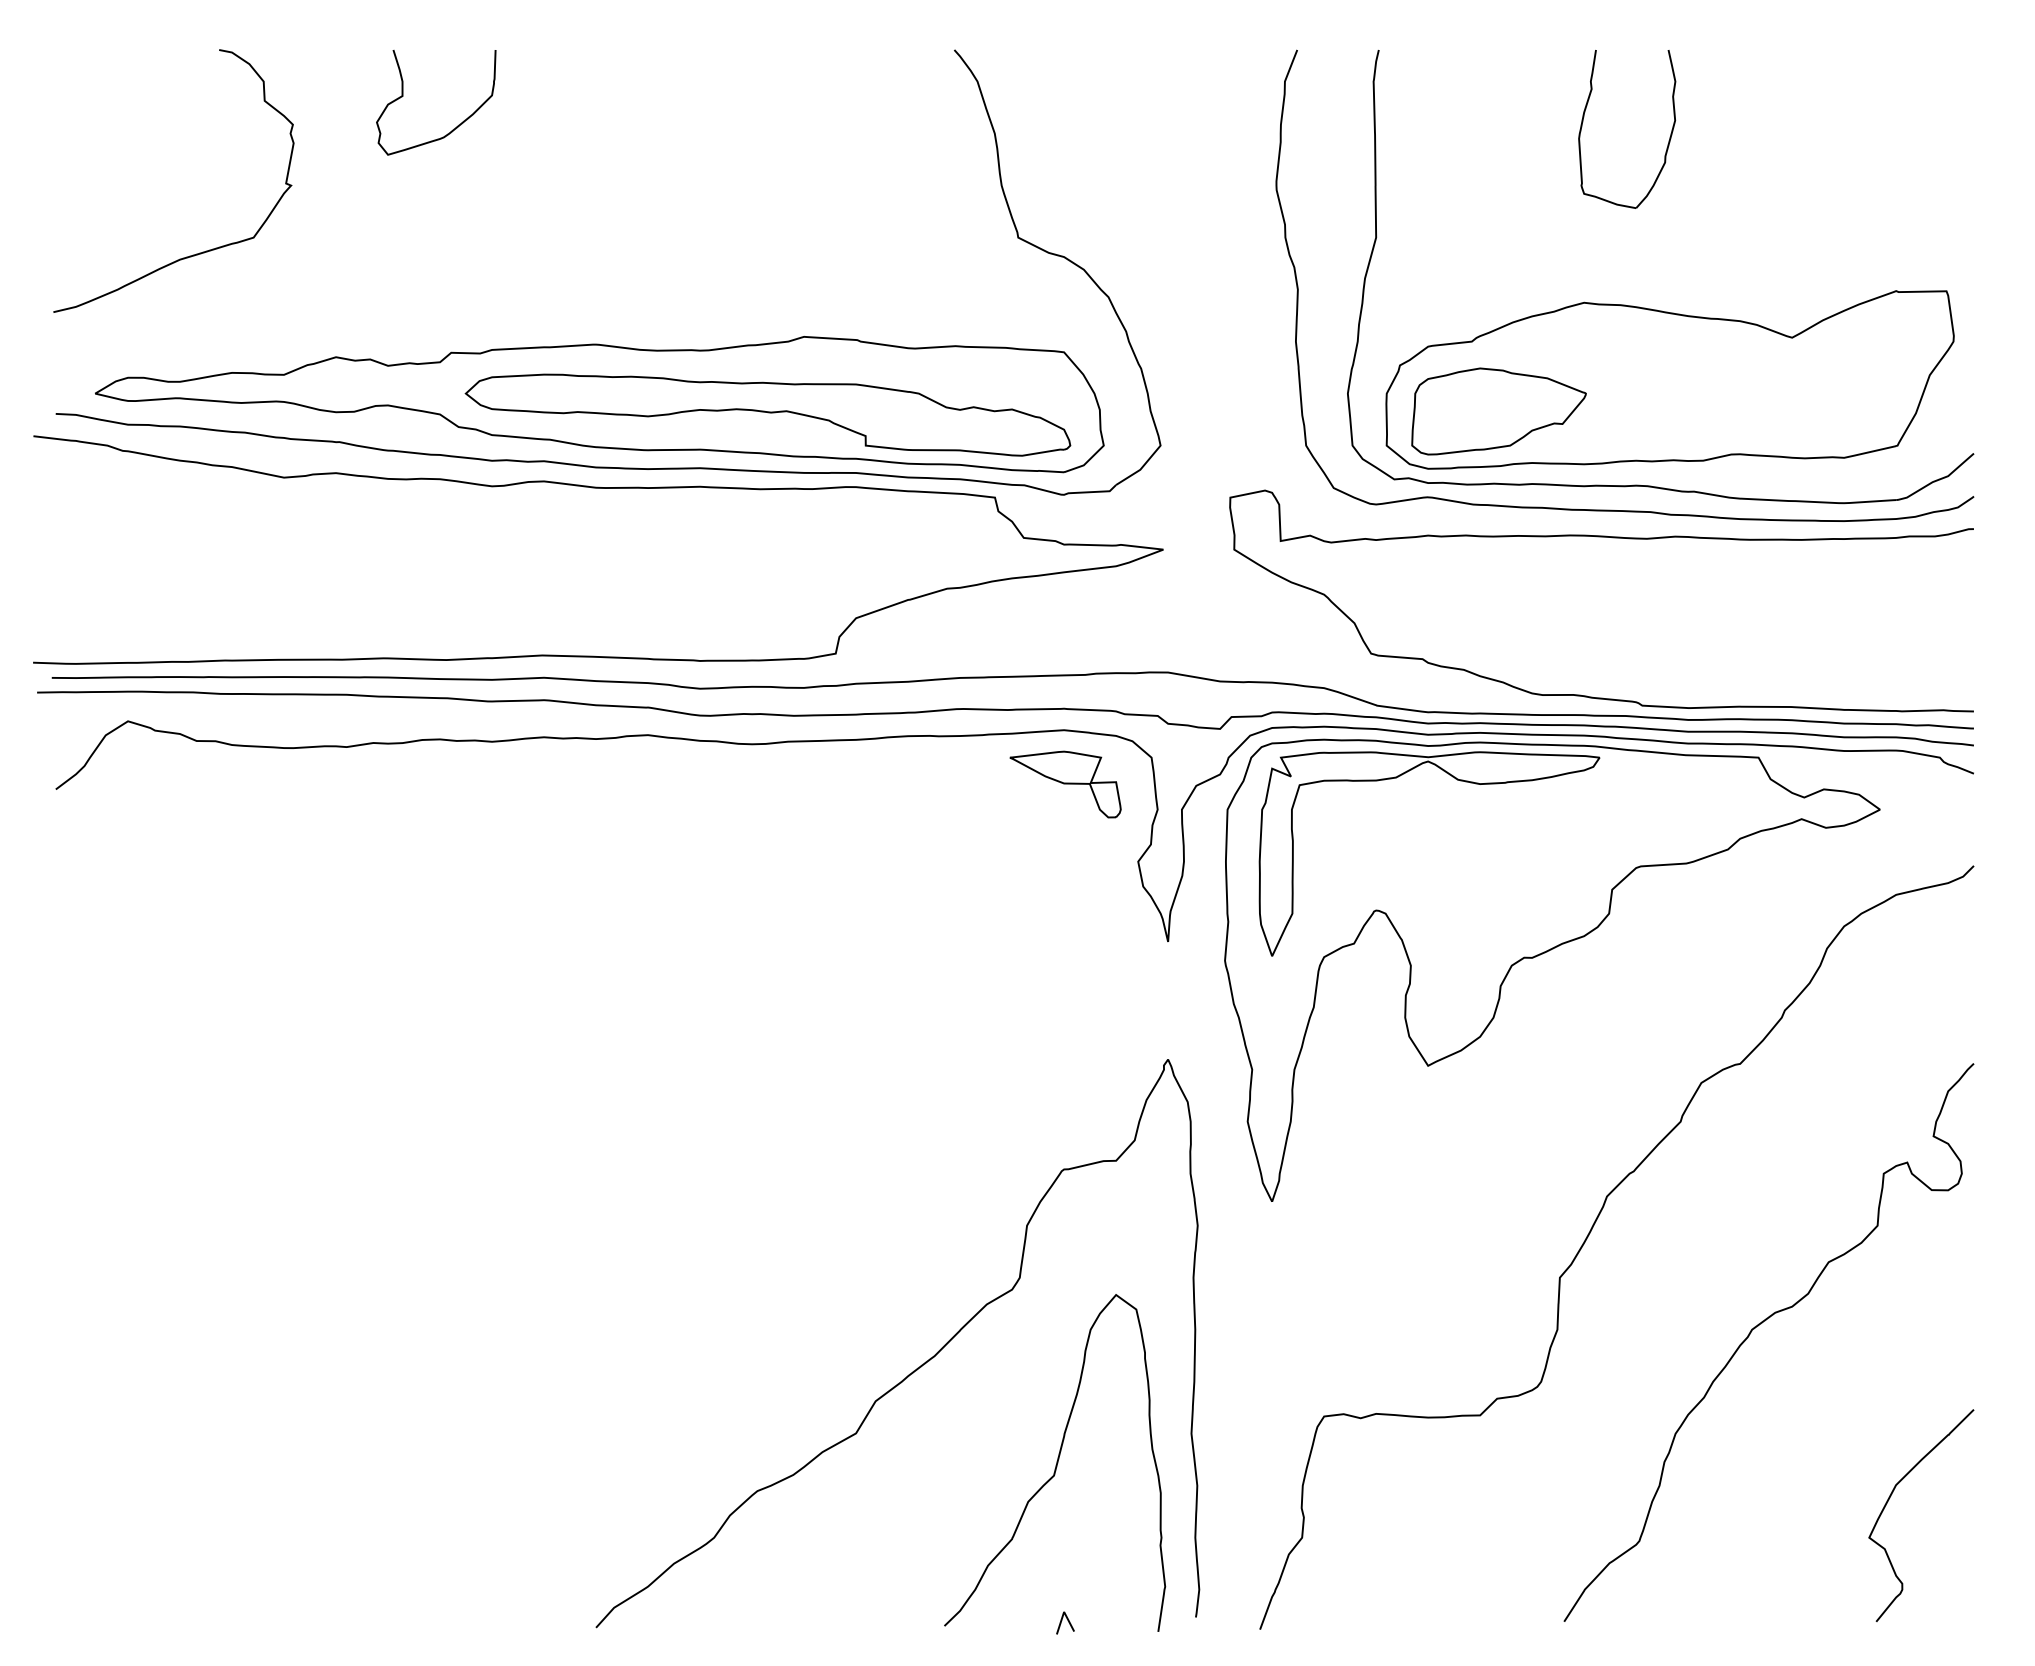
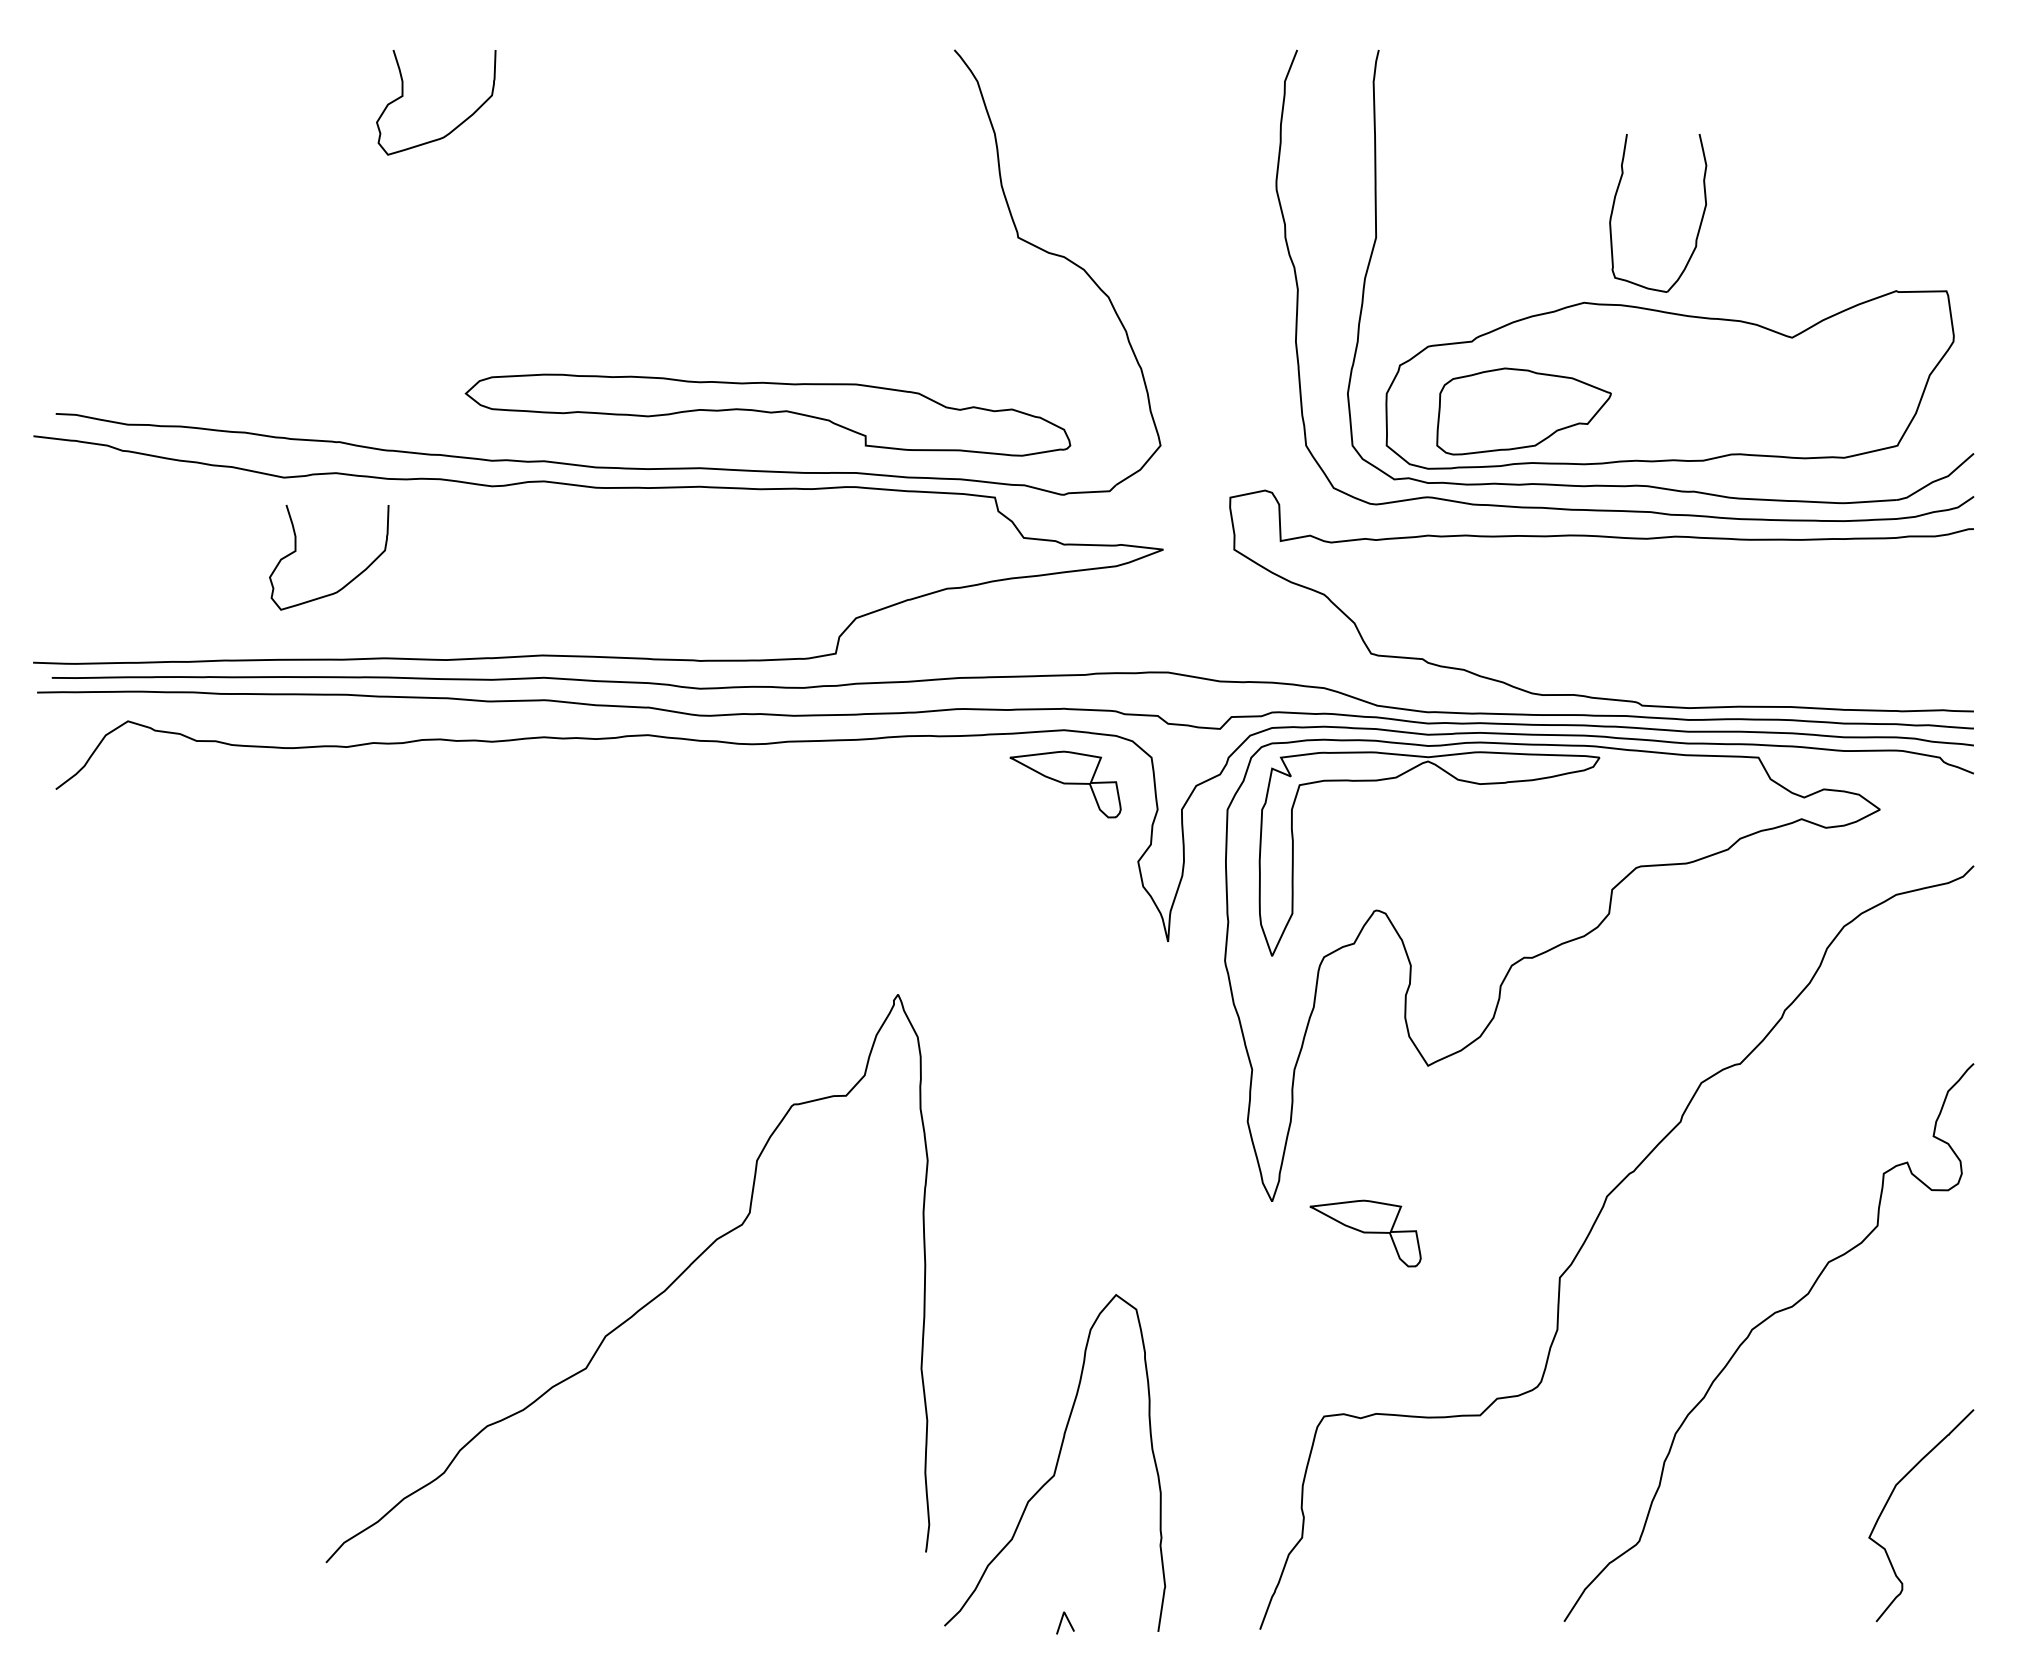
part position: (1668, 140) -> (1699, 224) (1699, 224)
curve: present -> none (196, 253)
part: present -> none (599, 404)
part position: (1498, 411) -> (1523, 411) (1523, 411)
curve: none -> present (351, 579)
part: none -> present (1365, 1233)
curve position: (917, 1367) -> (647, 1302) (647, 1302)
